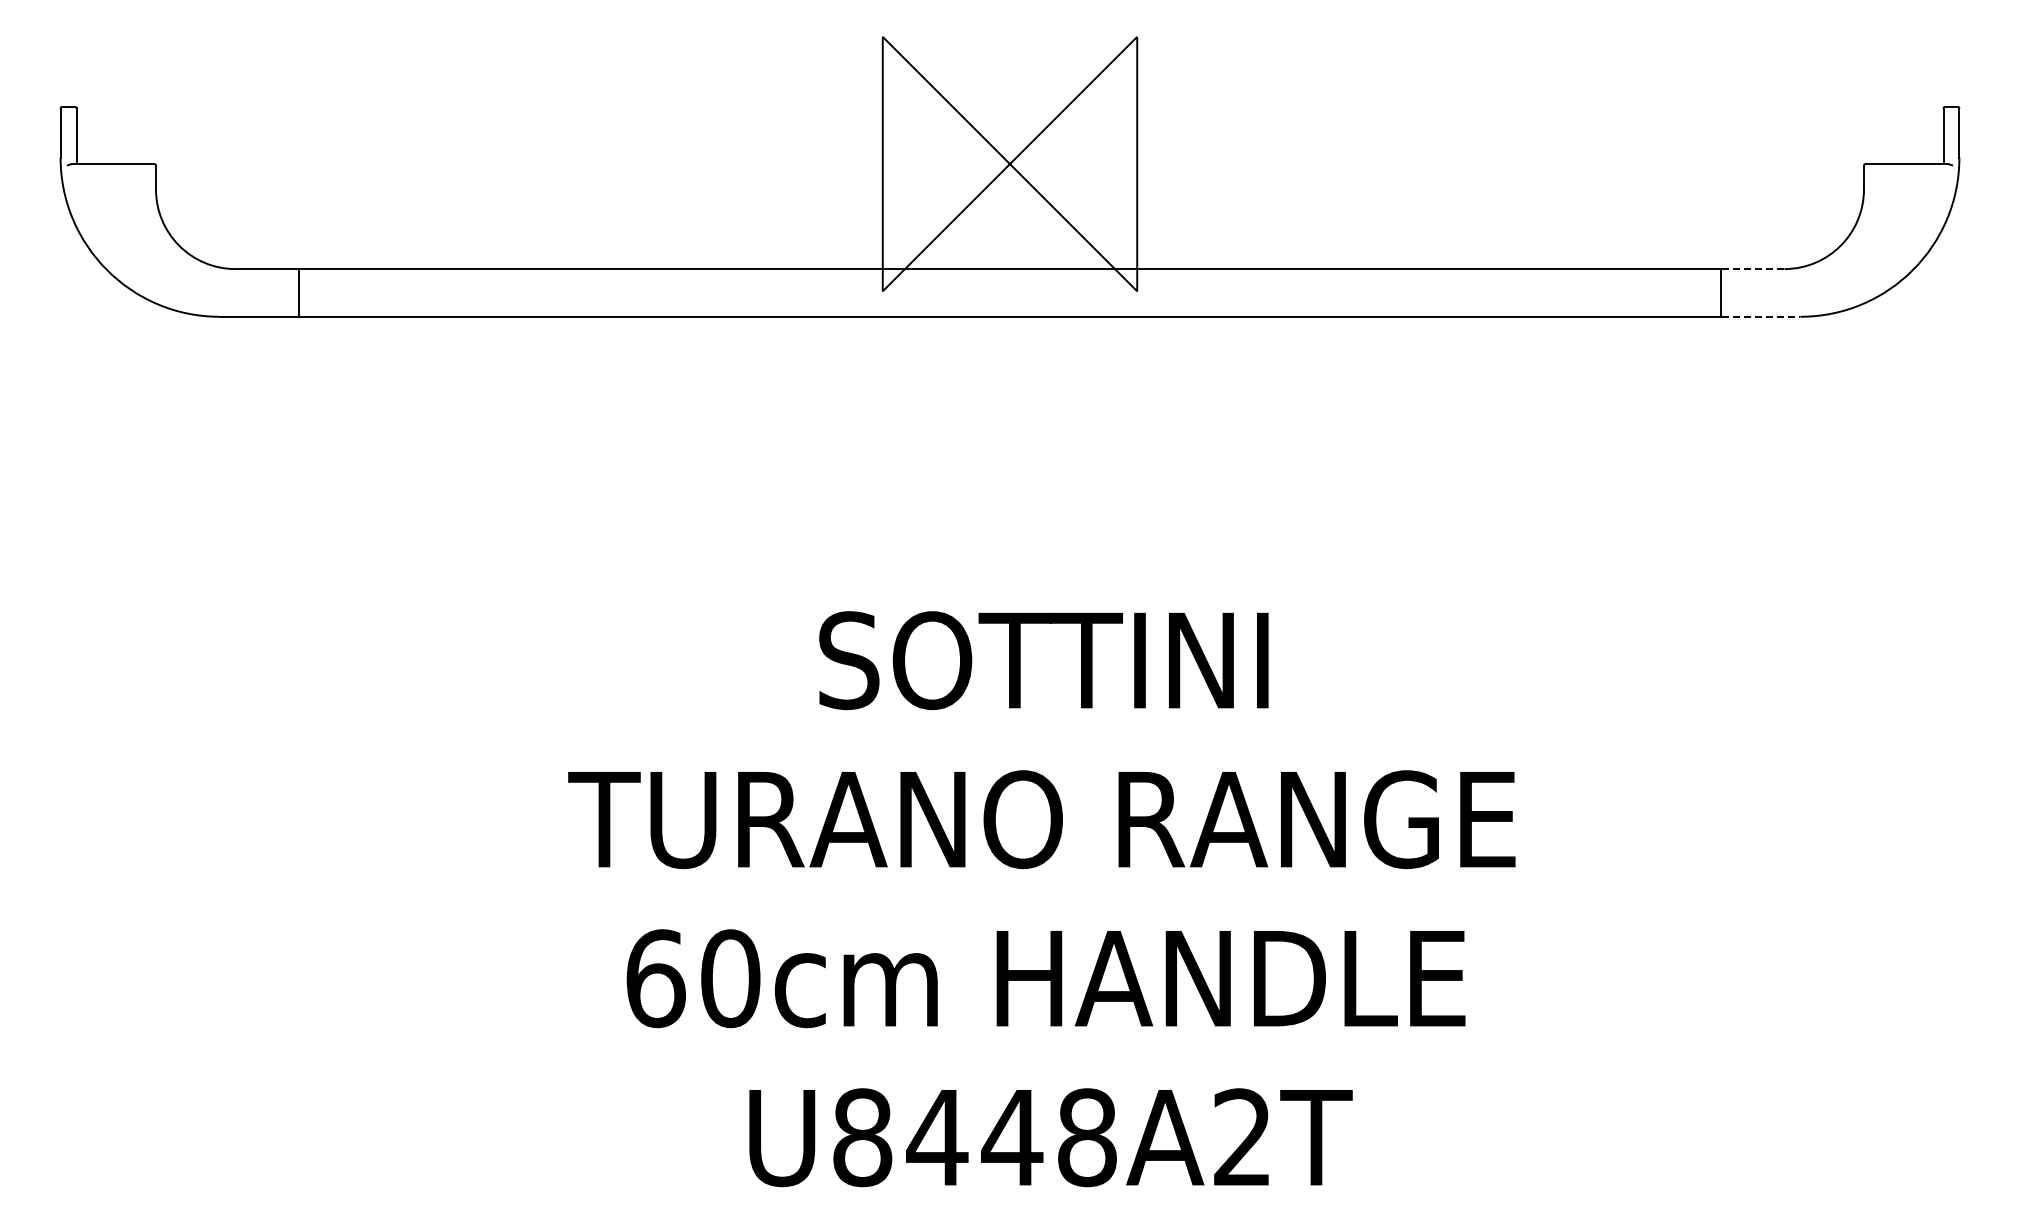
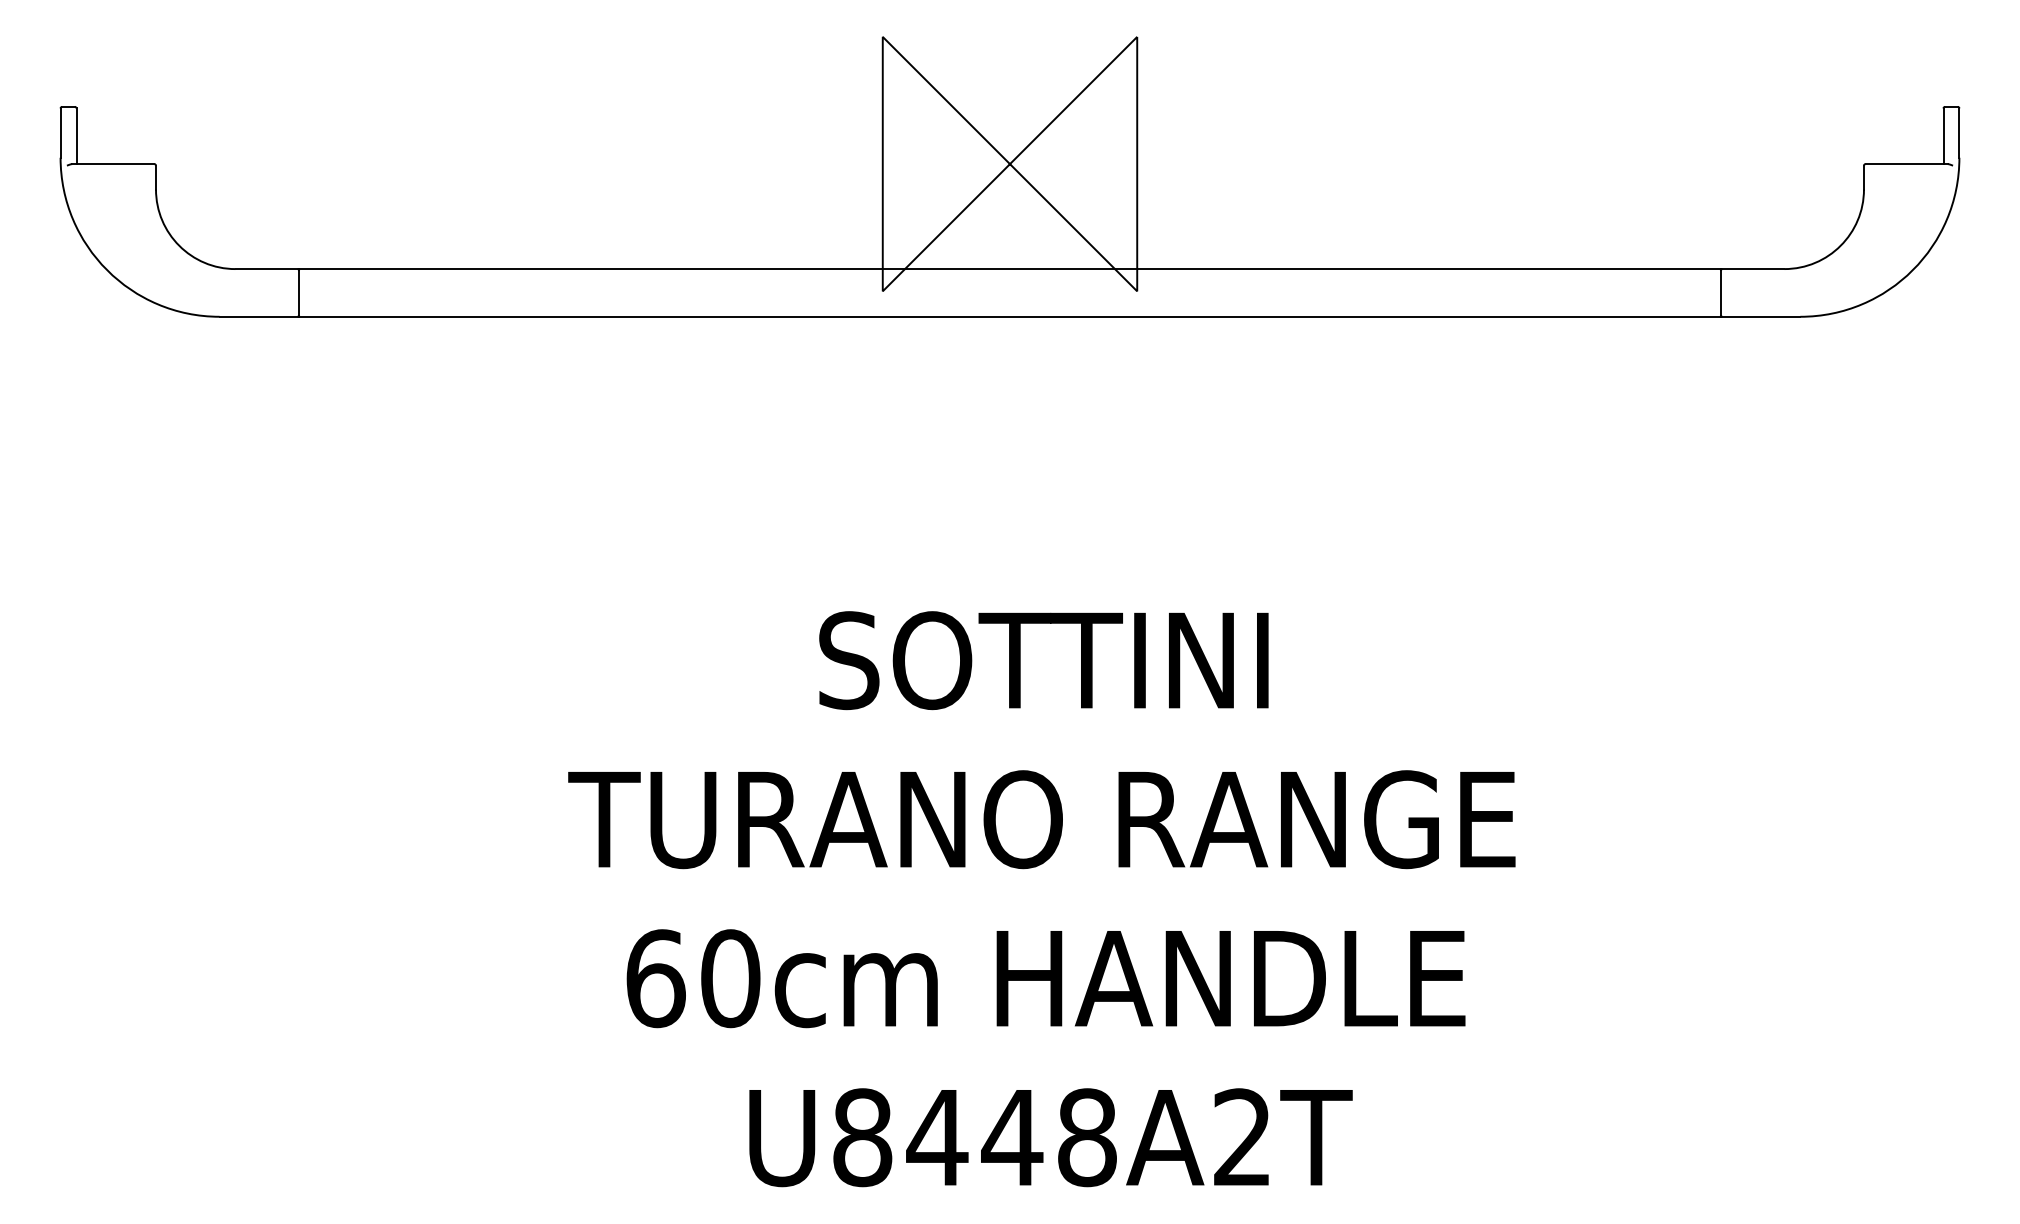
line: dashed -> solid (1752, 269)
line: dashed -> solid (1761, 316)
